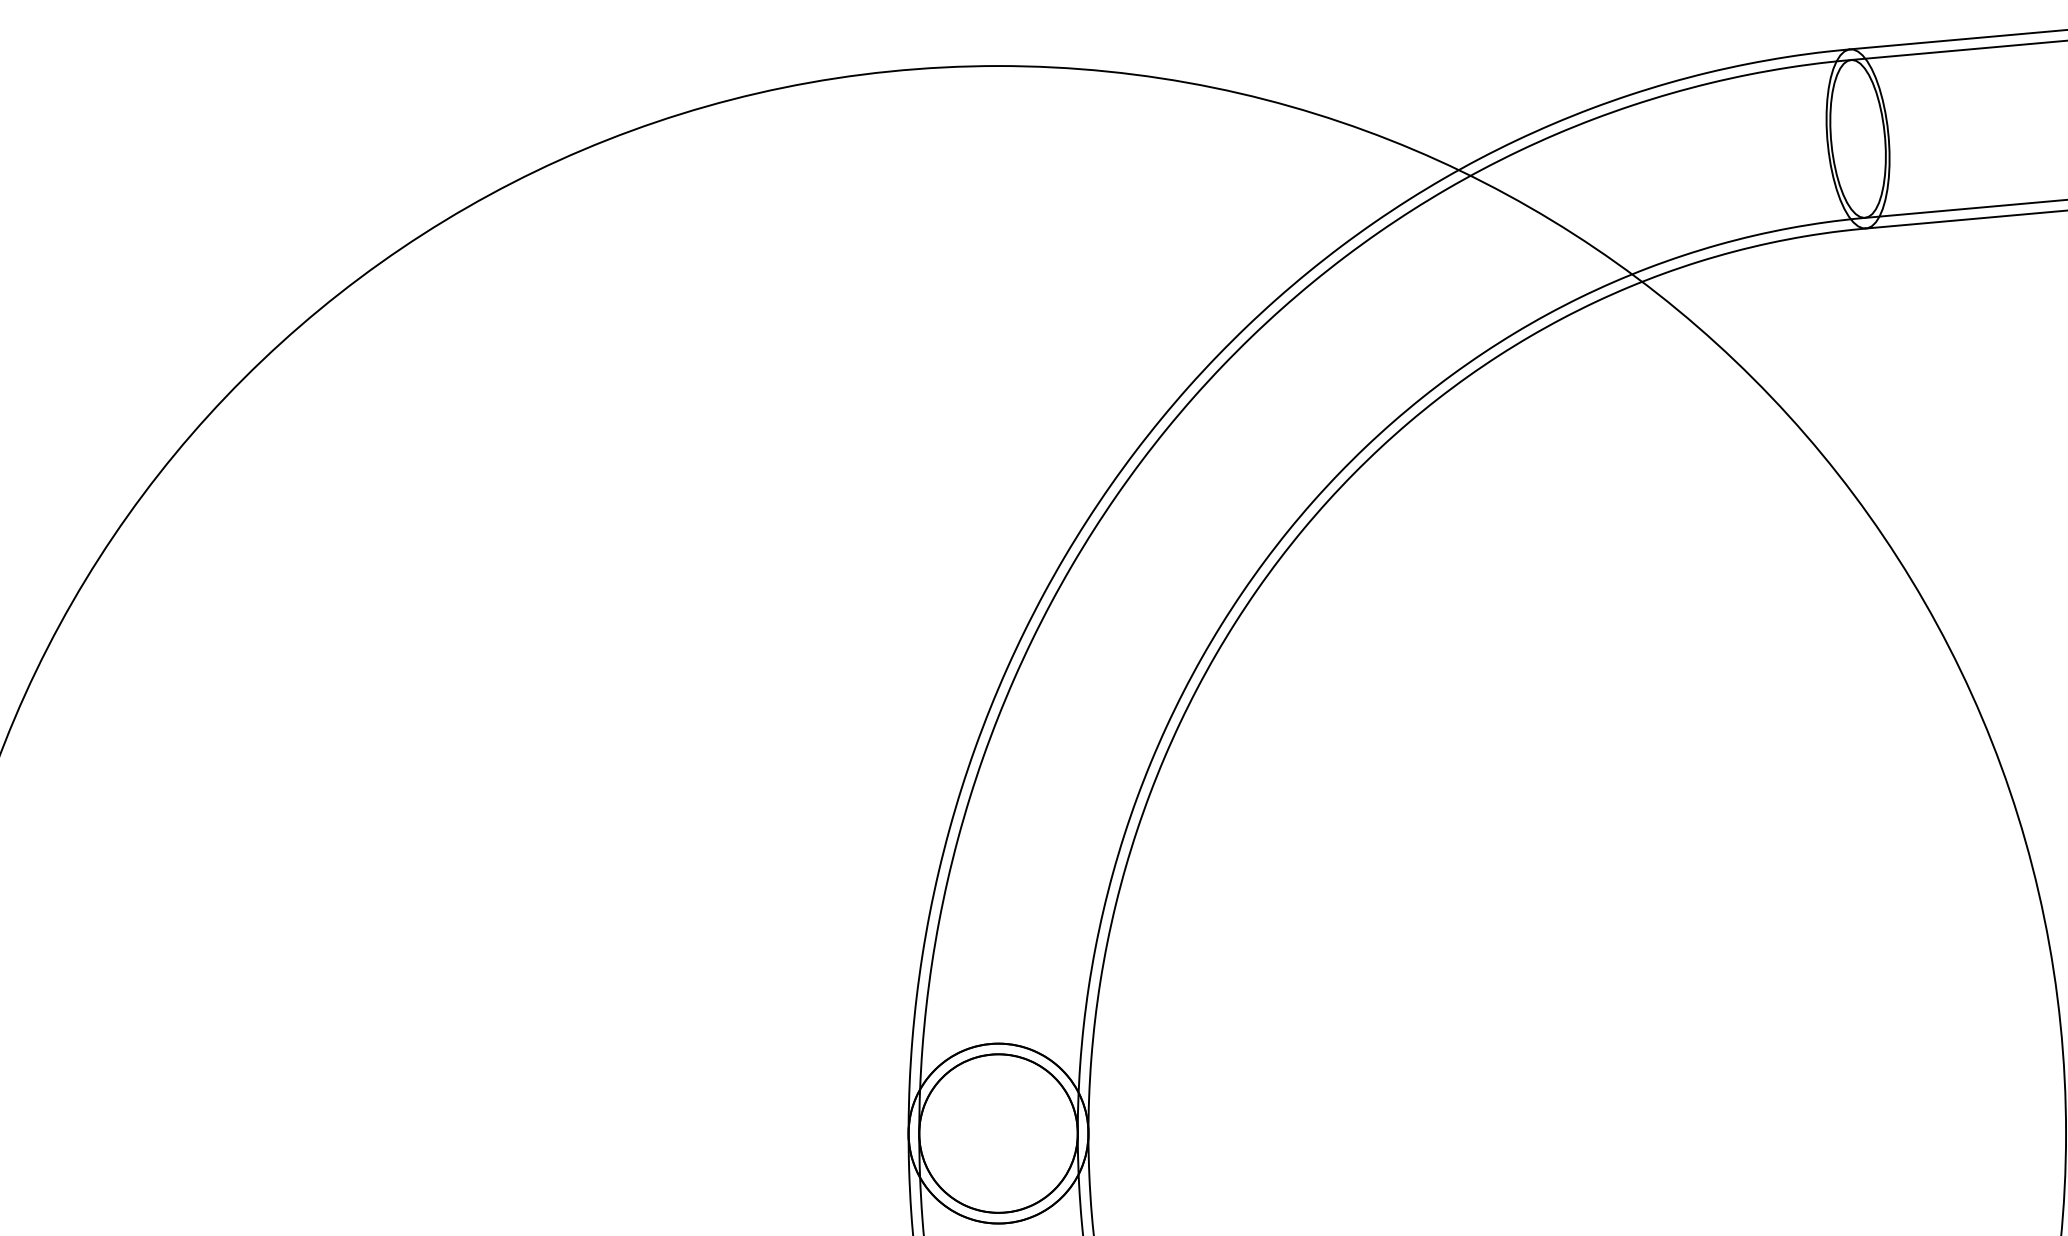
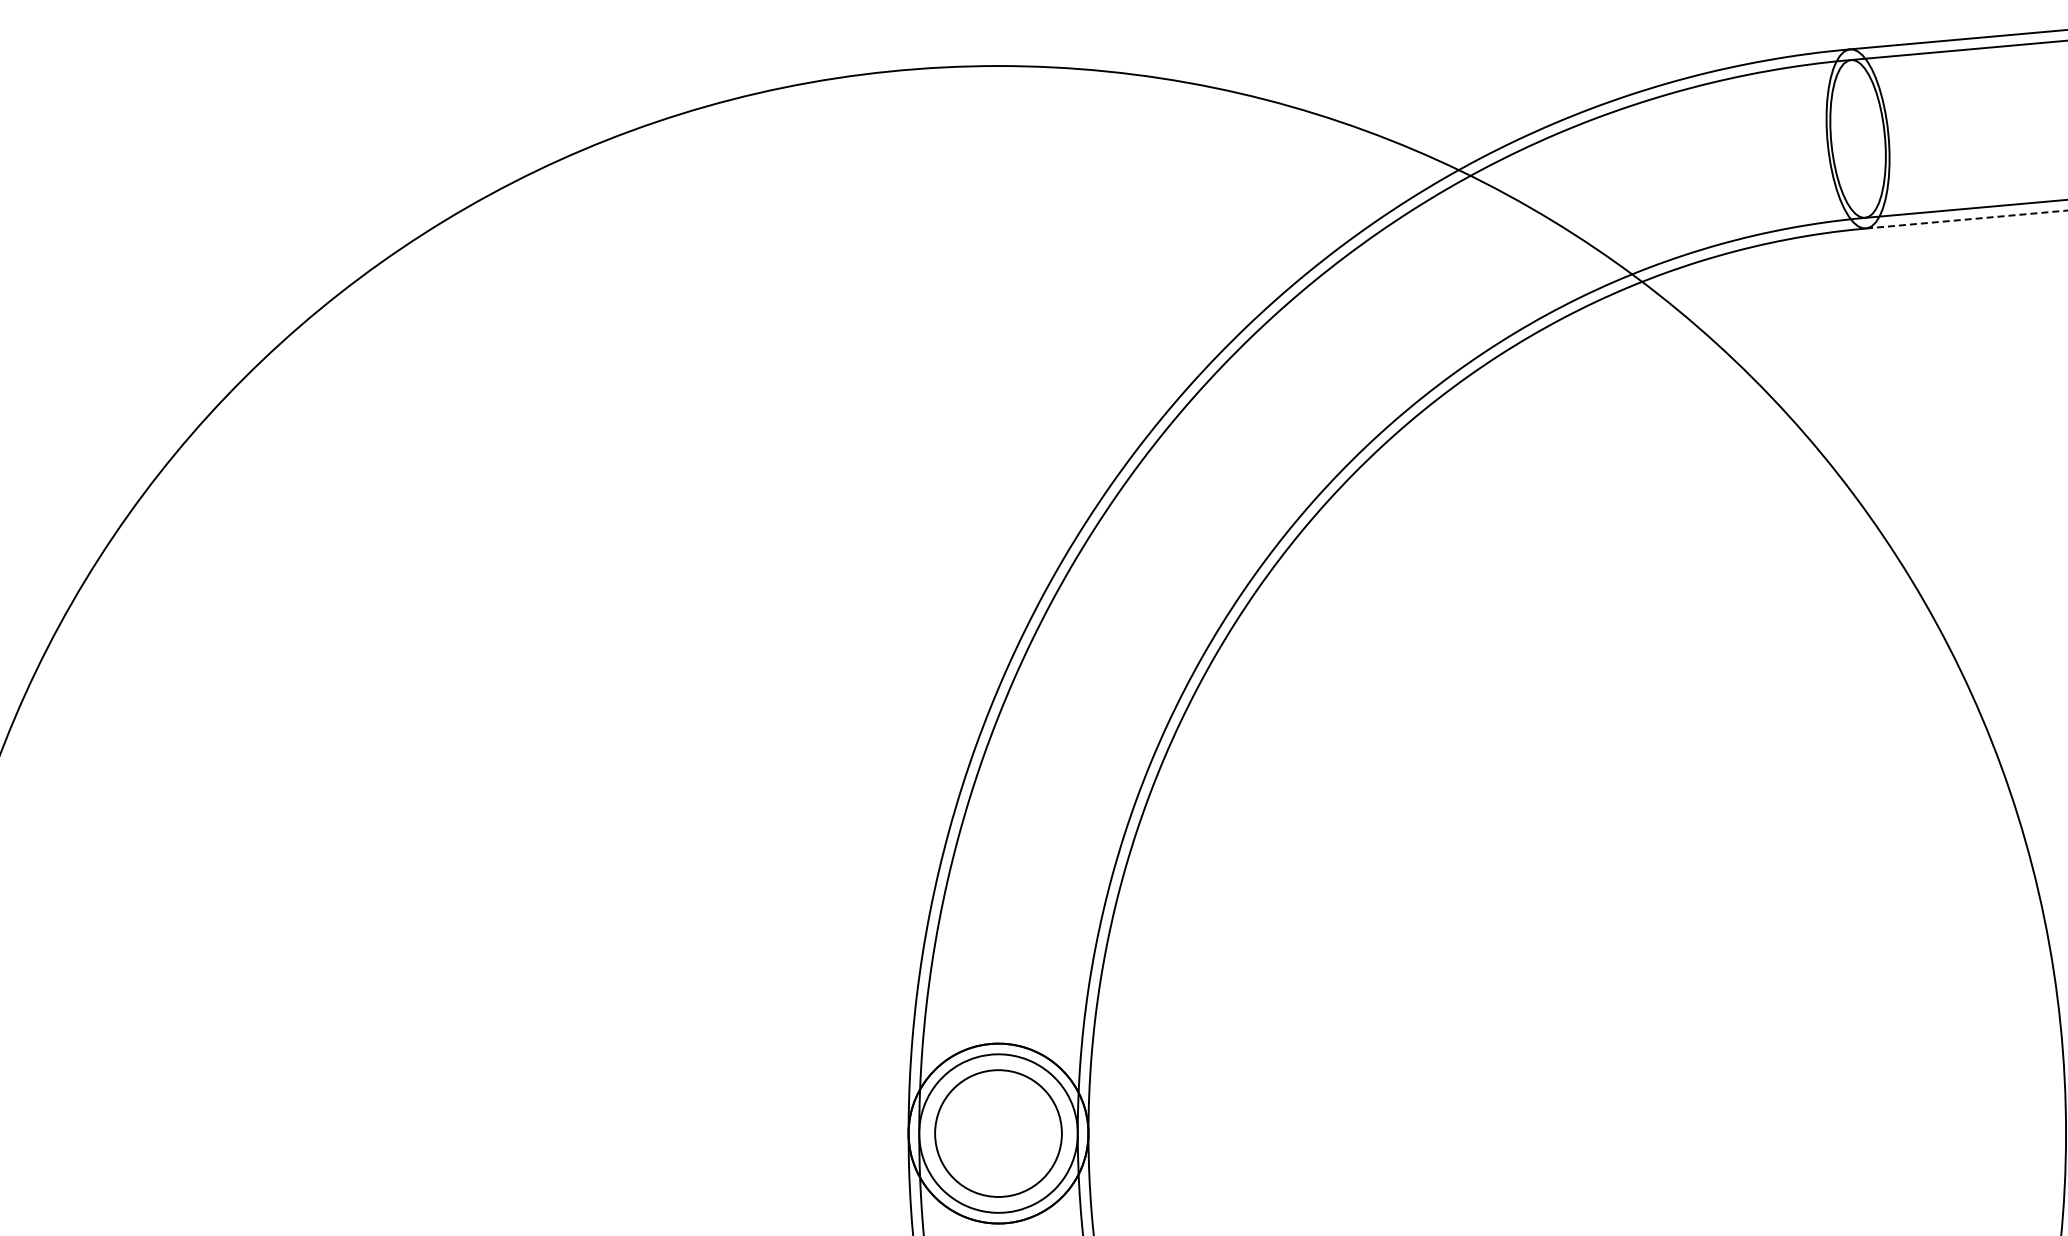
line: solid -> dashed (1966, 219)
circle diameter: 159 px -> 127 px (998, 1133)
